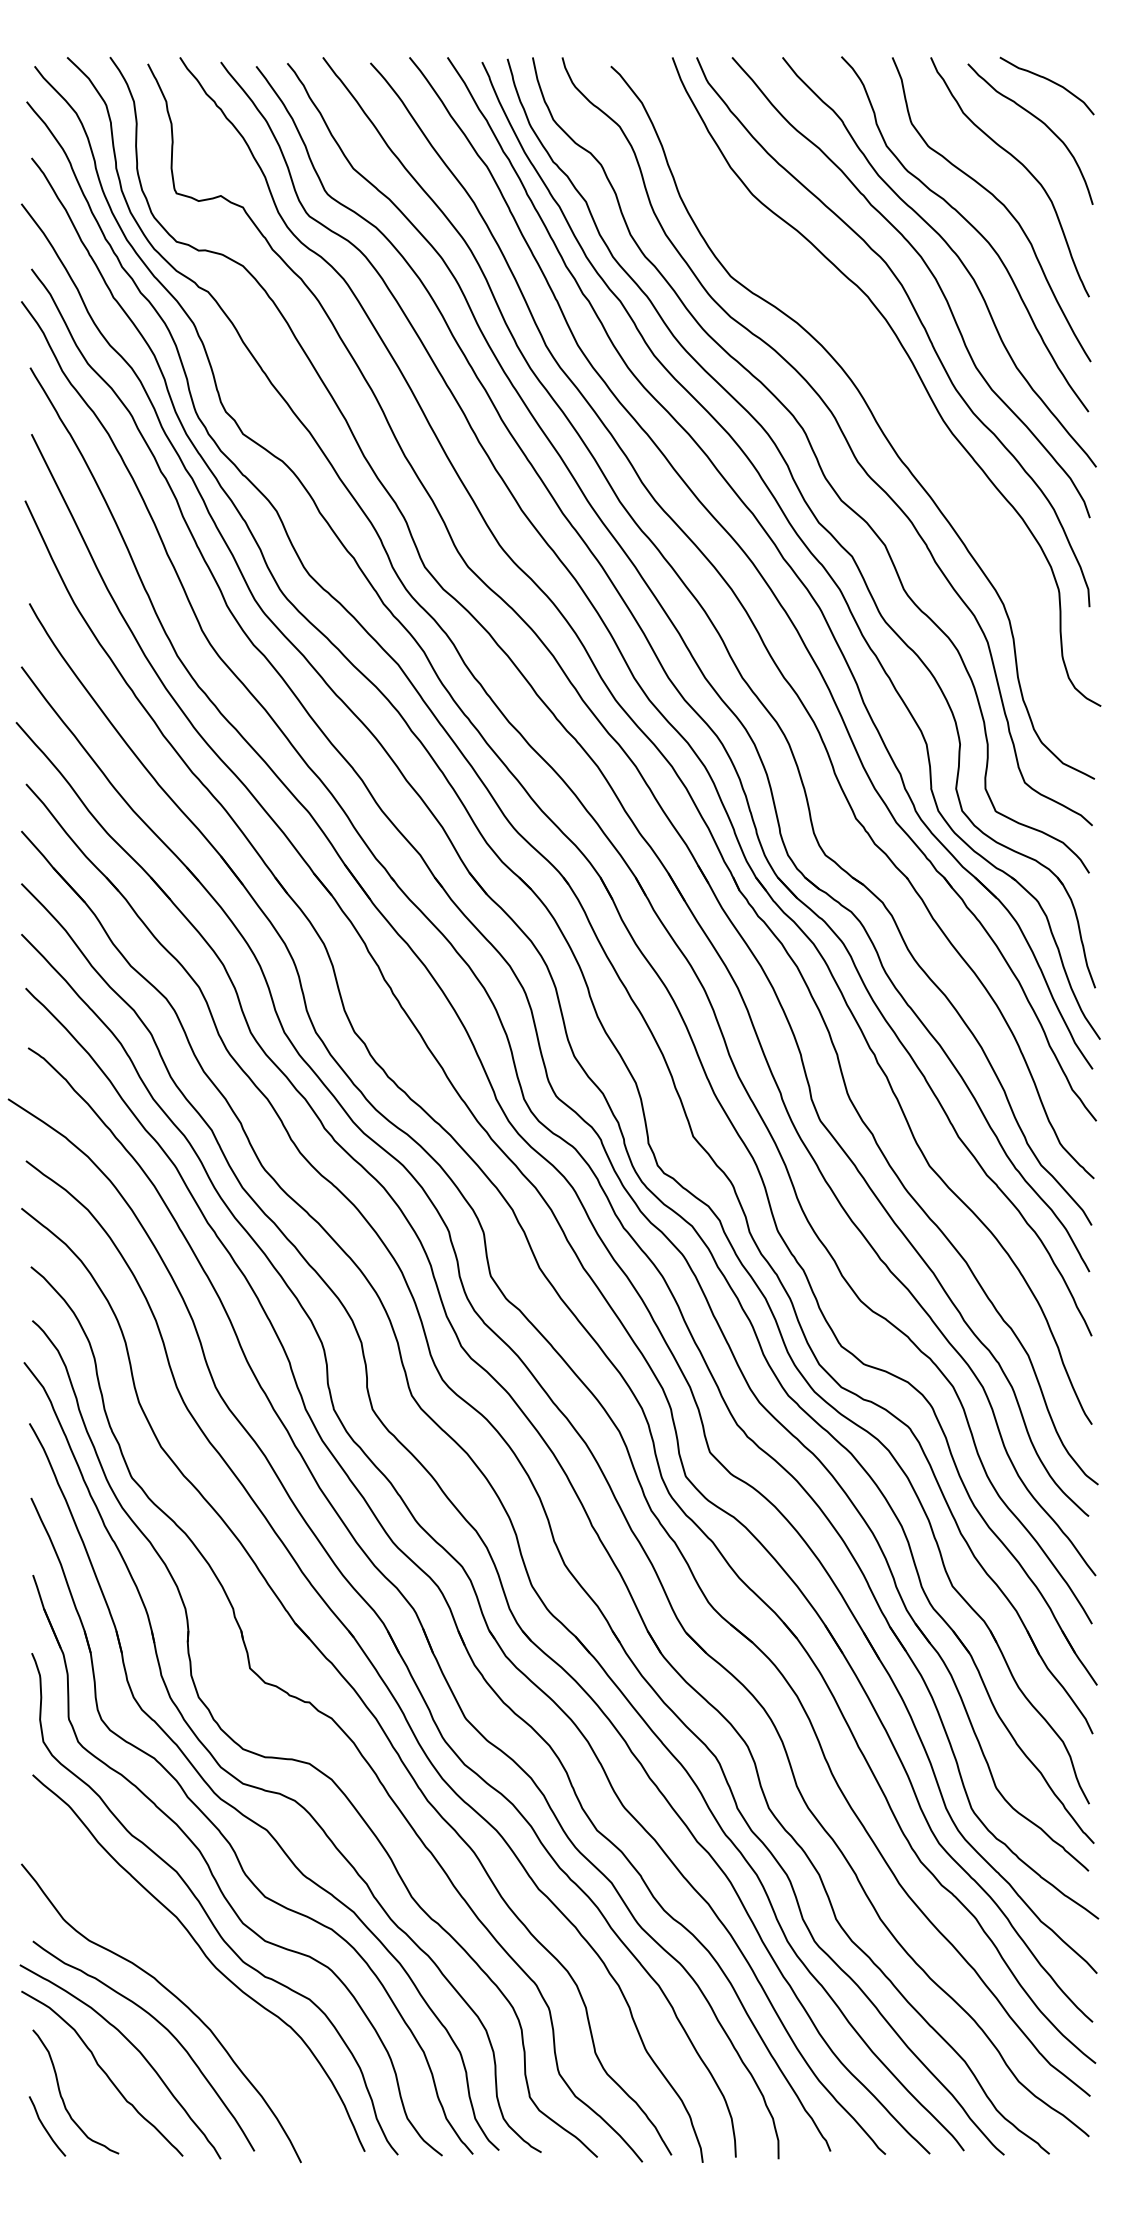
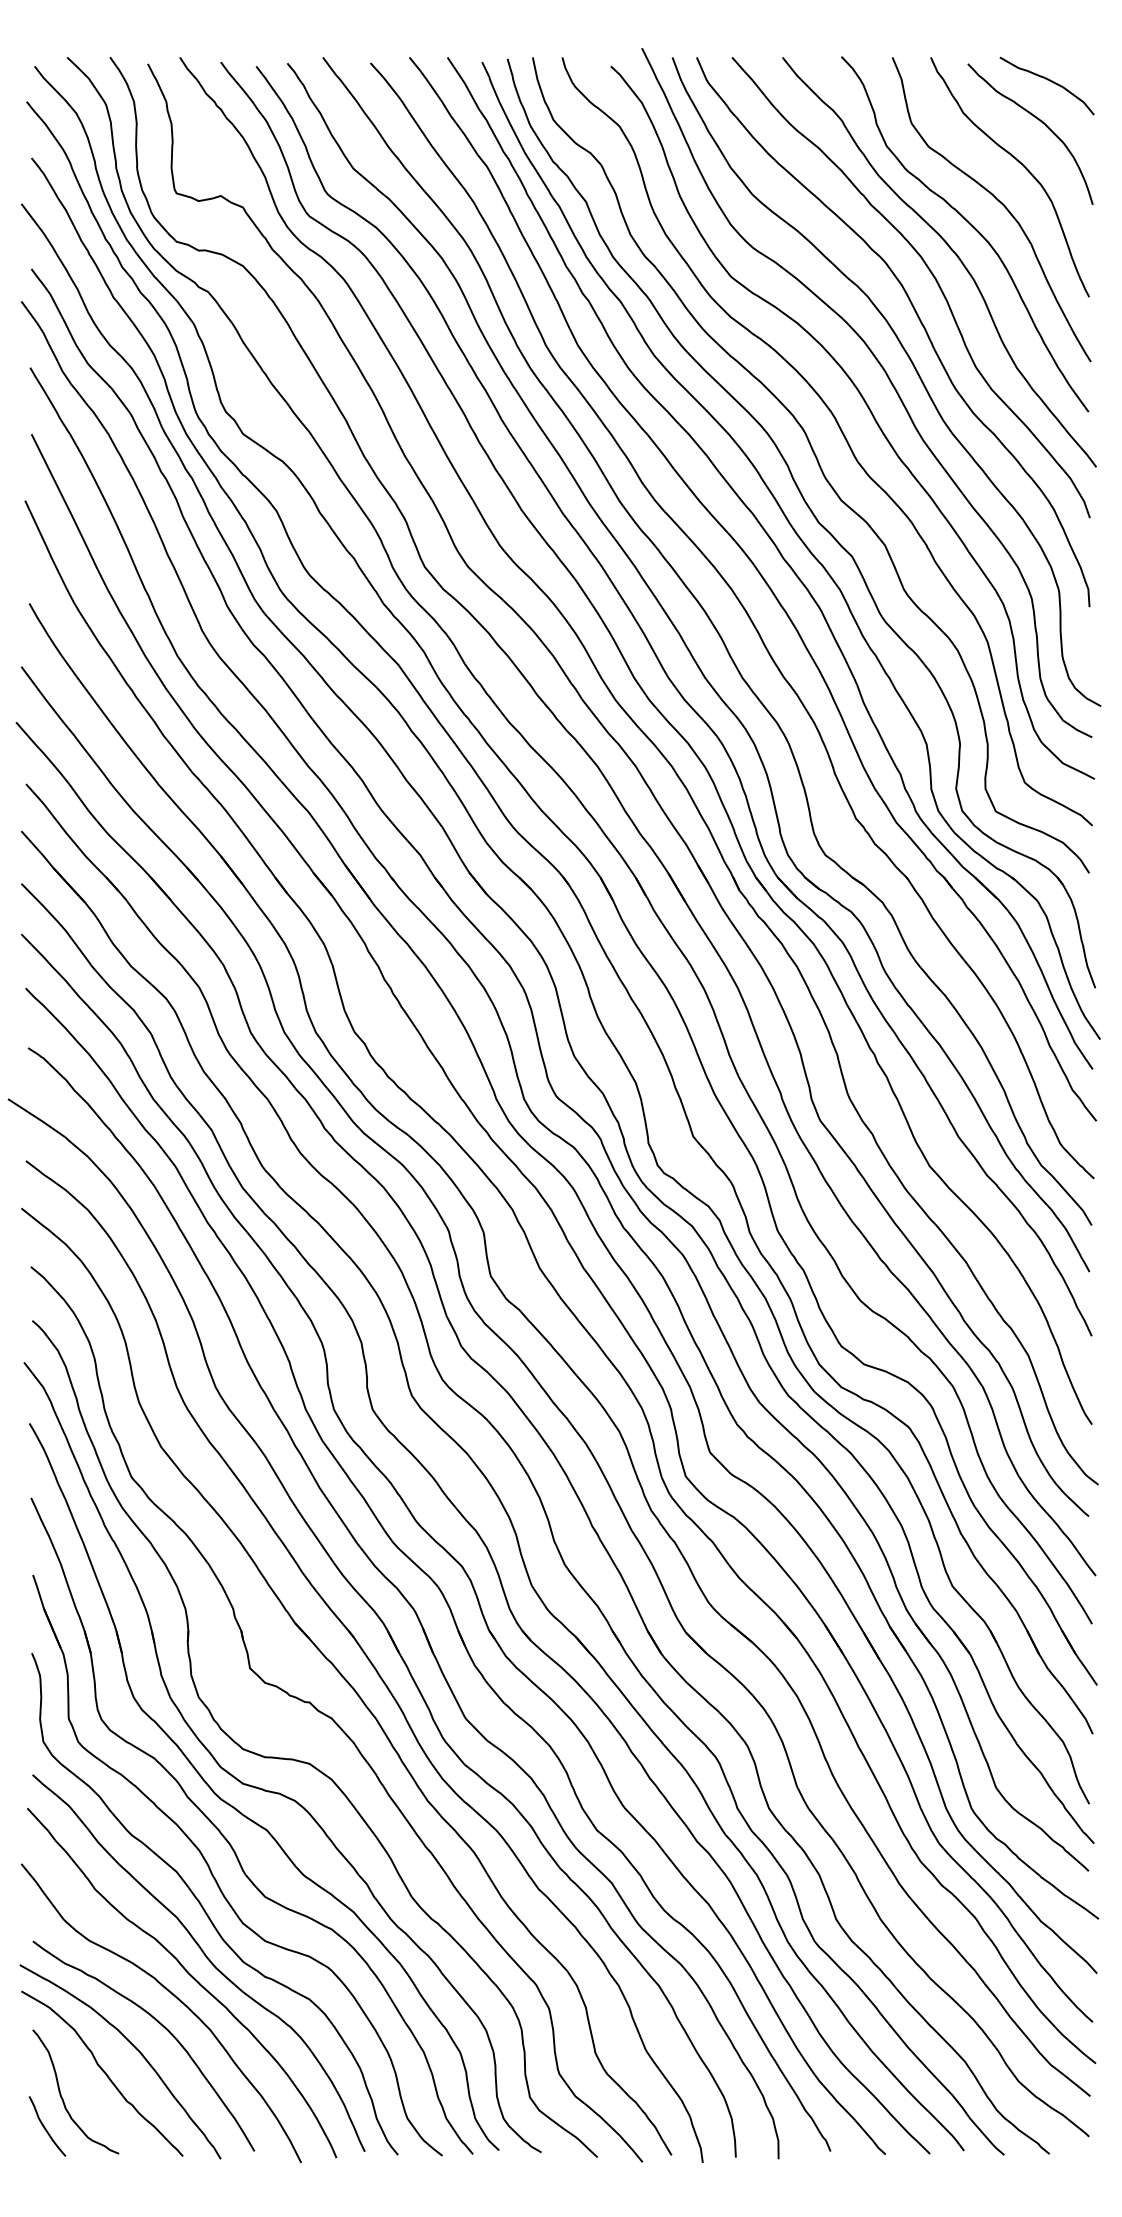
curve: none -> present (889, 381)
curve: none -> present (189, 1975)
